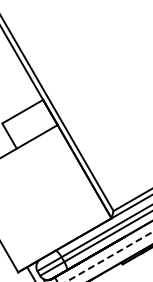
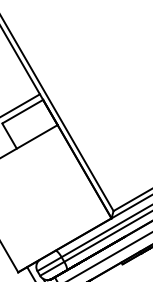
line: none -> present (20, 104)
line: dashed -> solid (109, 256)
